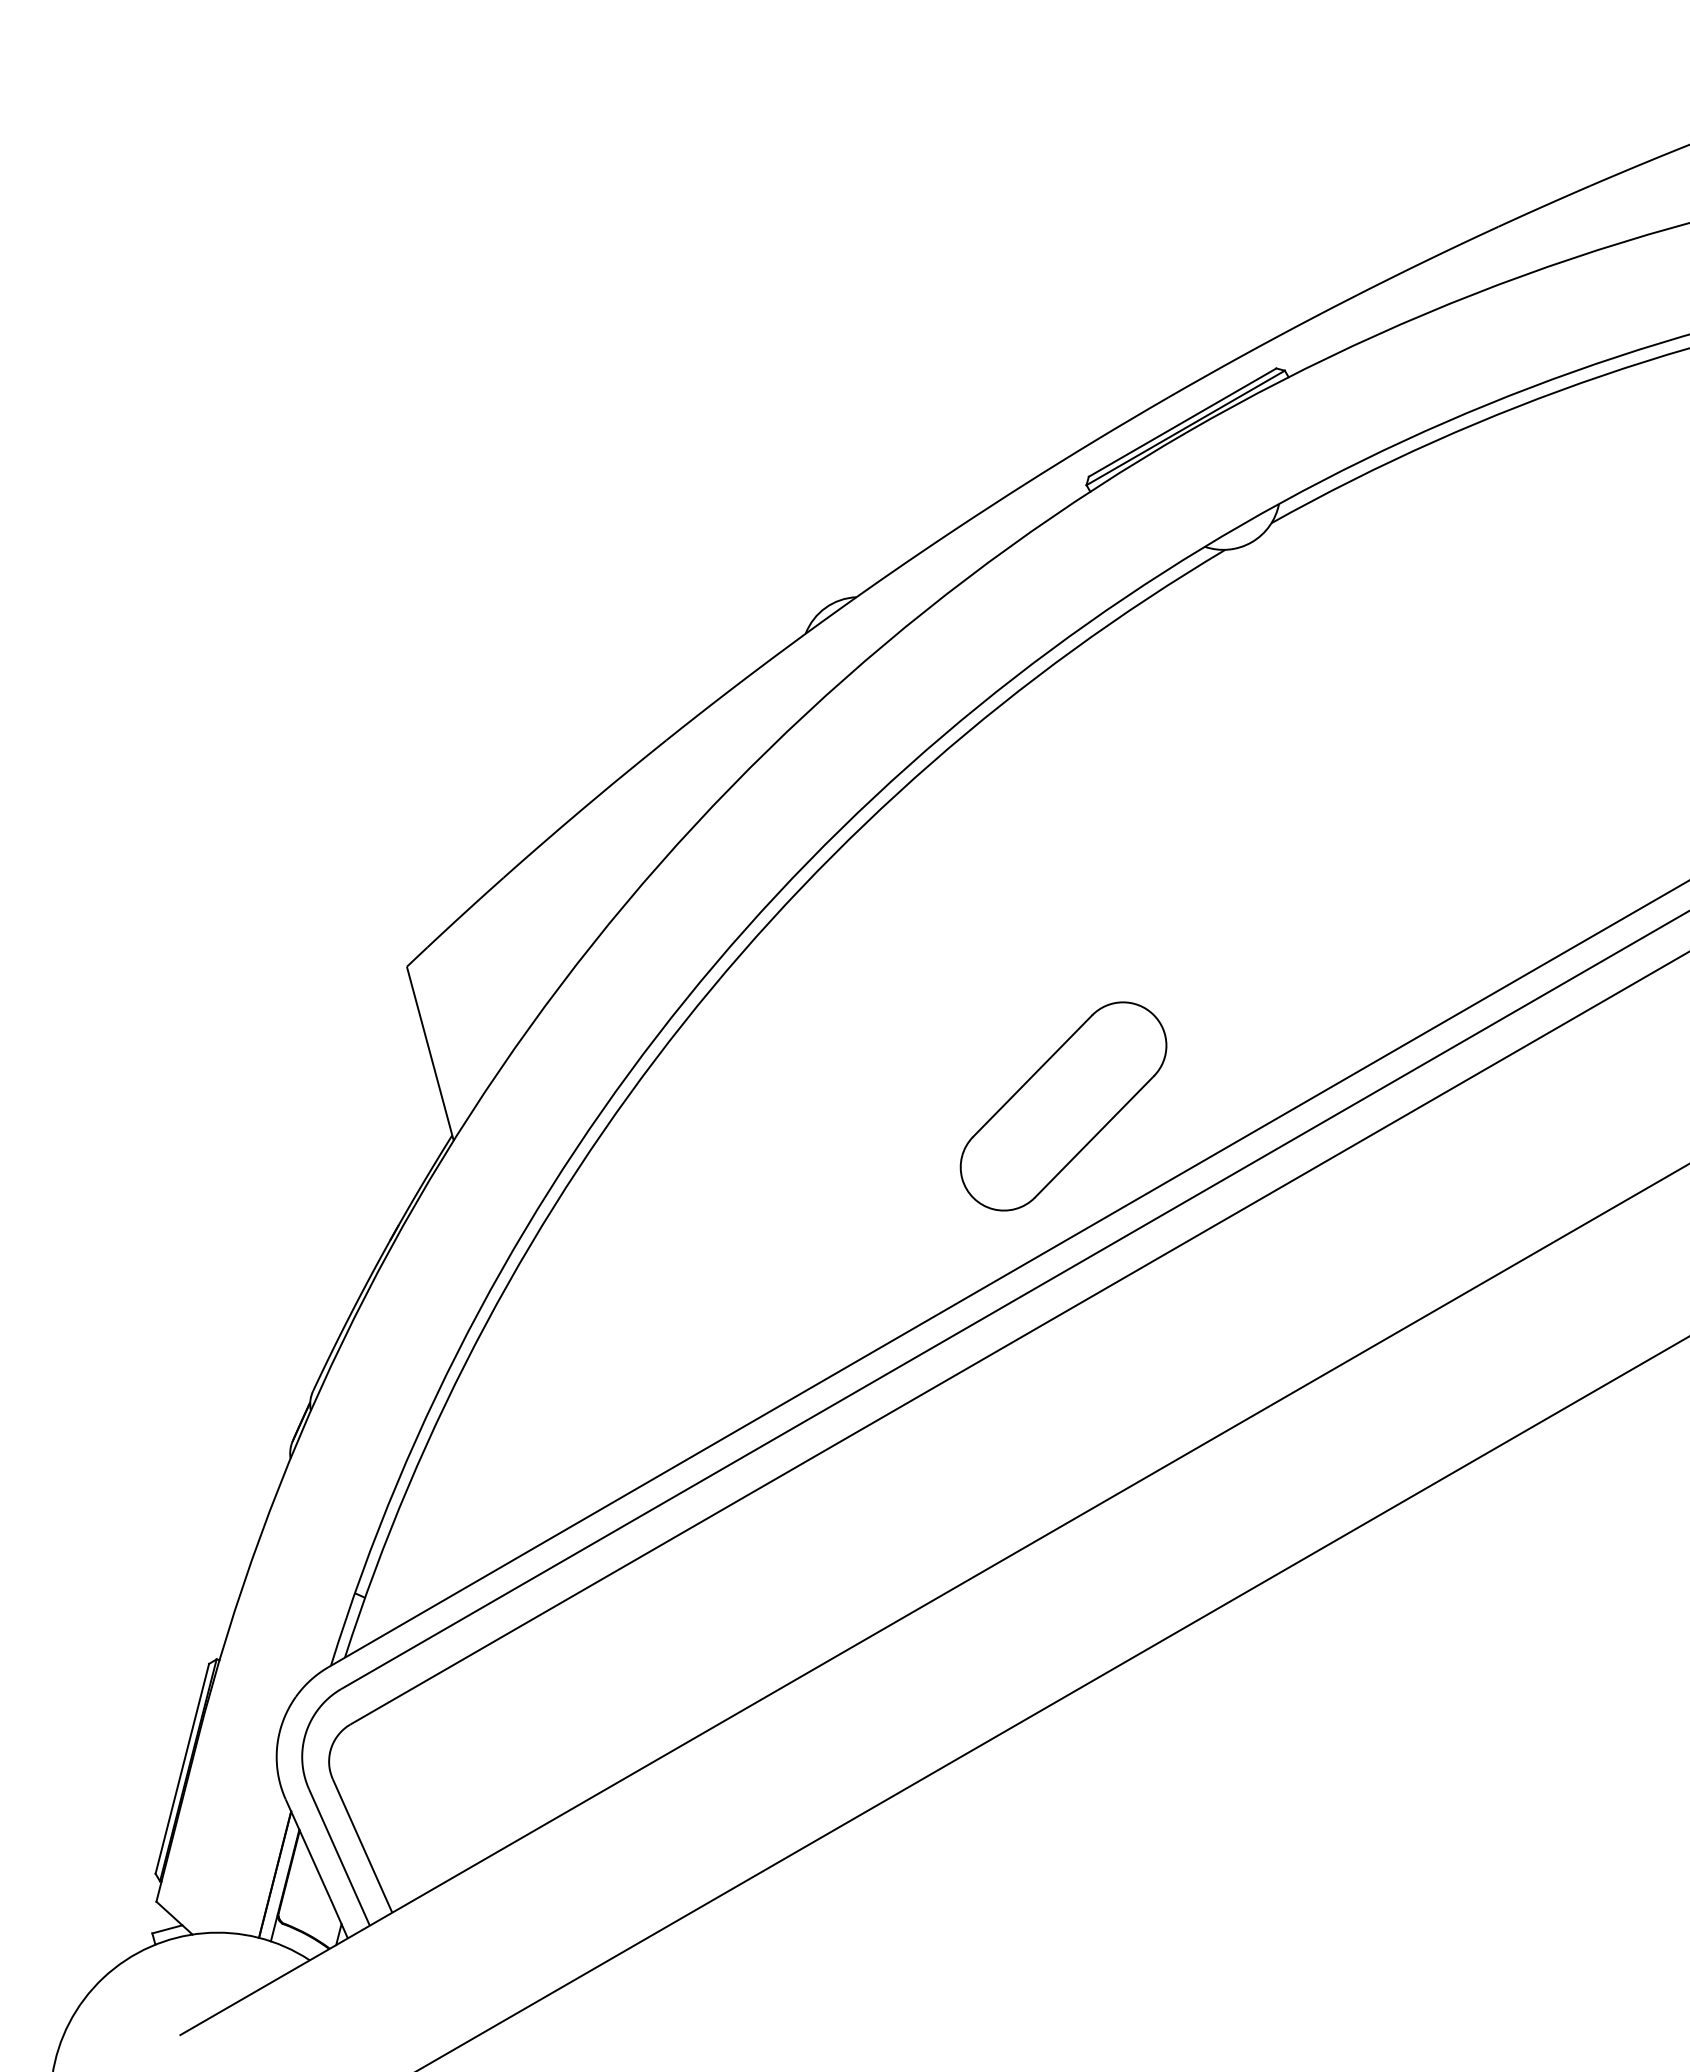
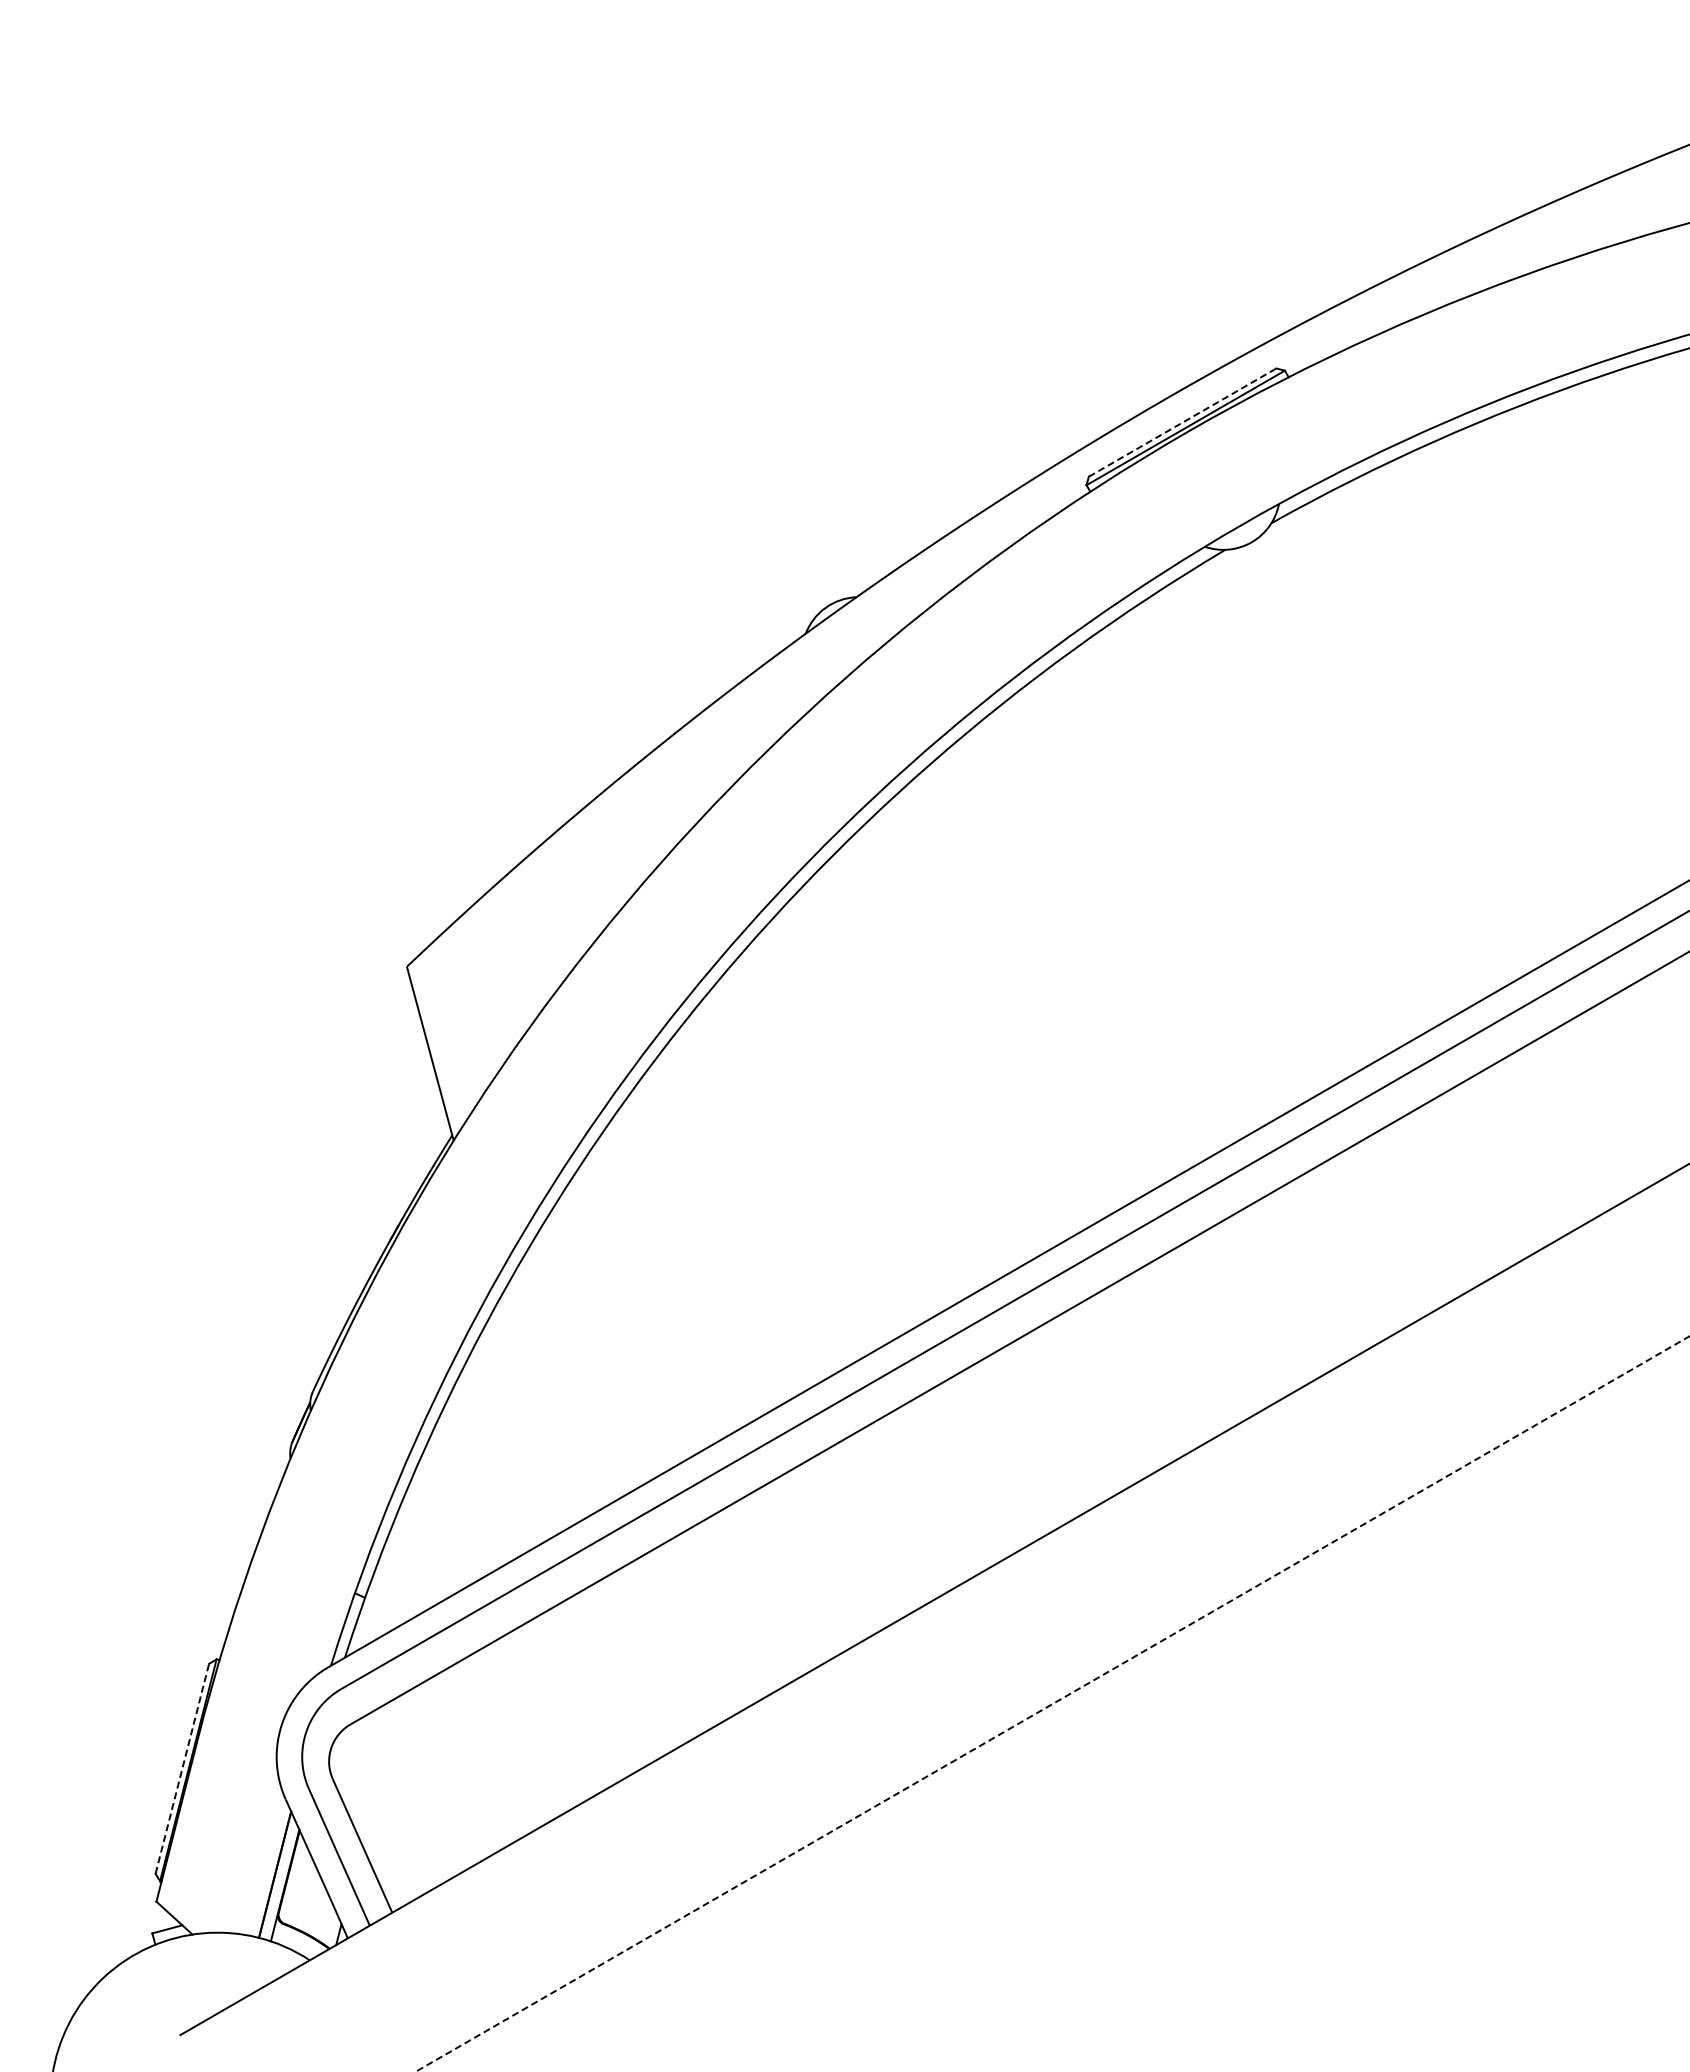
line: solid -> dashed (1183, 422)
part: present -> none (1063, 1106)
line: solid -> dashed (1053, 1703)
line: solid -> dashed (182, 1768)
